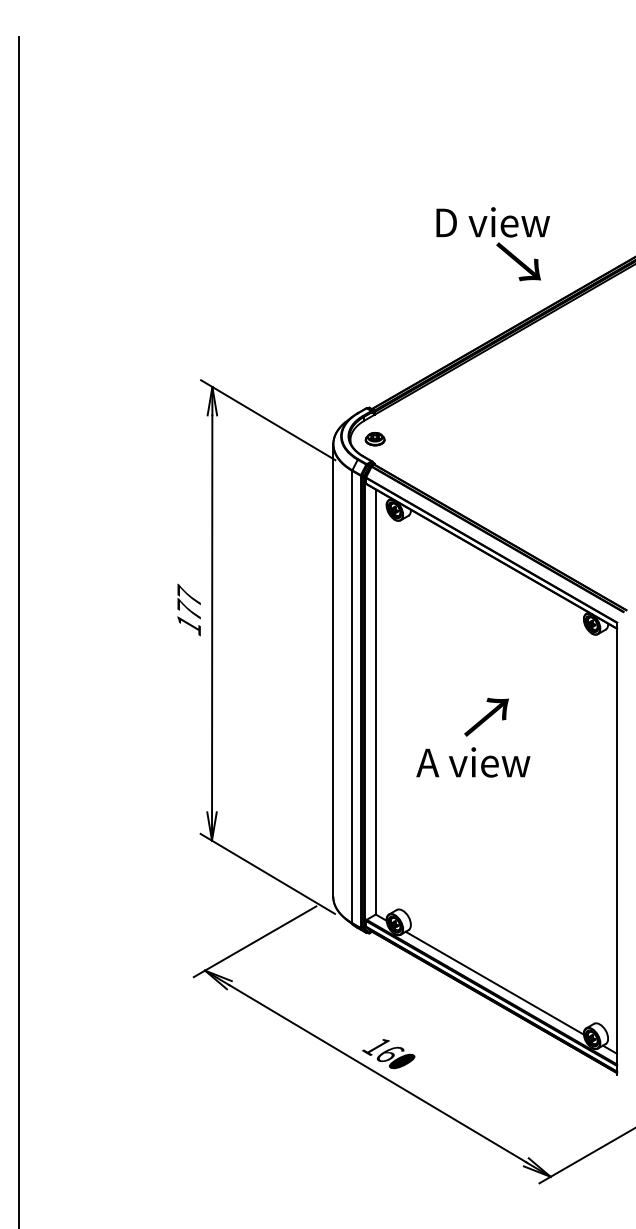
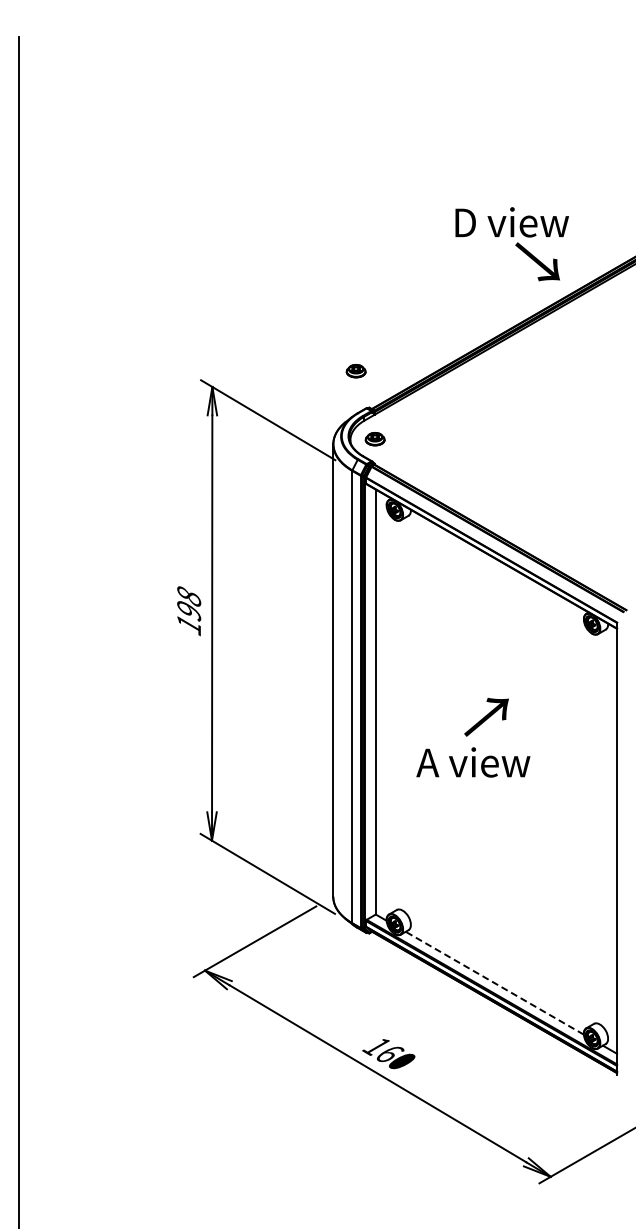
text position: (492, 244) -> (511, 244) (511, 244)
part: none -> present (355, 371)
text: 177 -> 198 (189, 602)
line: solid -> dashed (494, 983)
